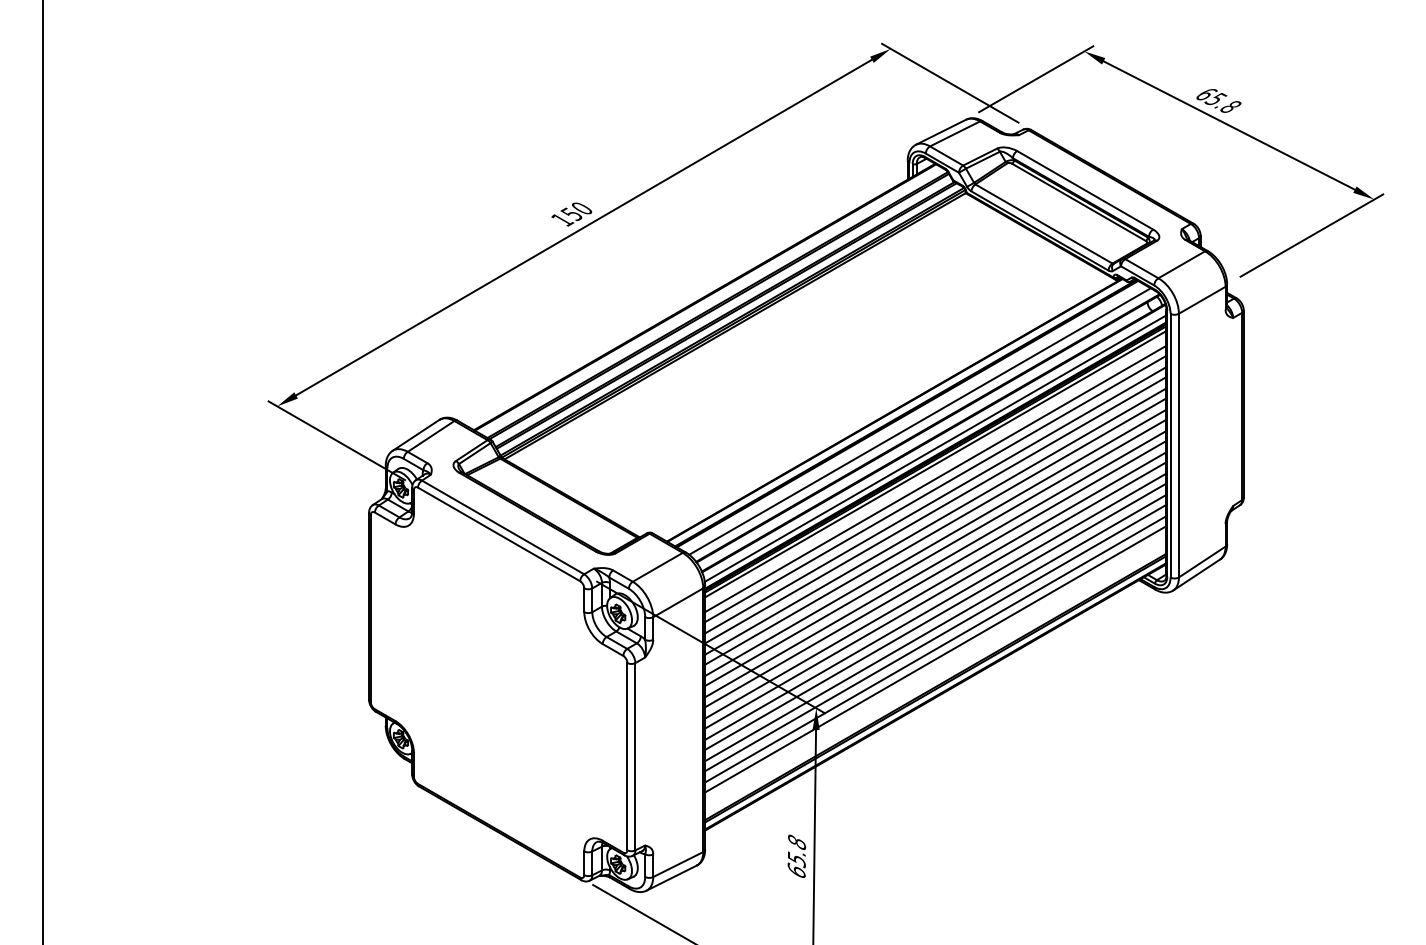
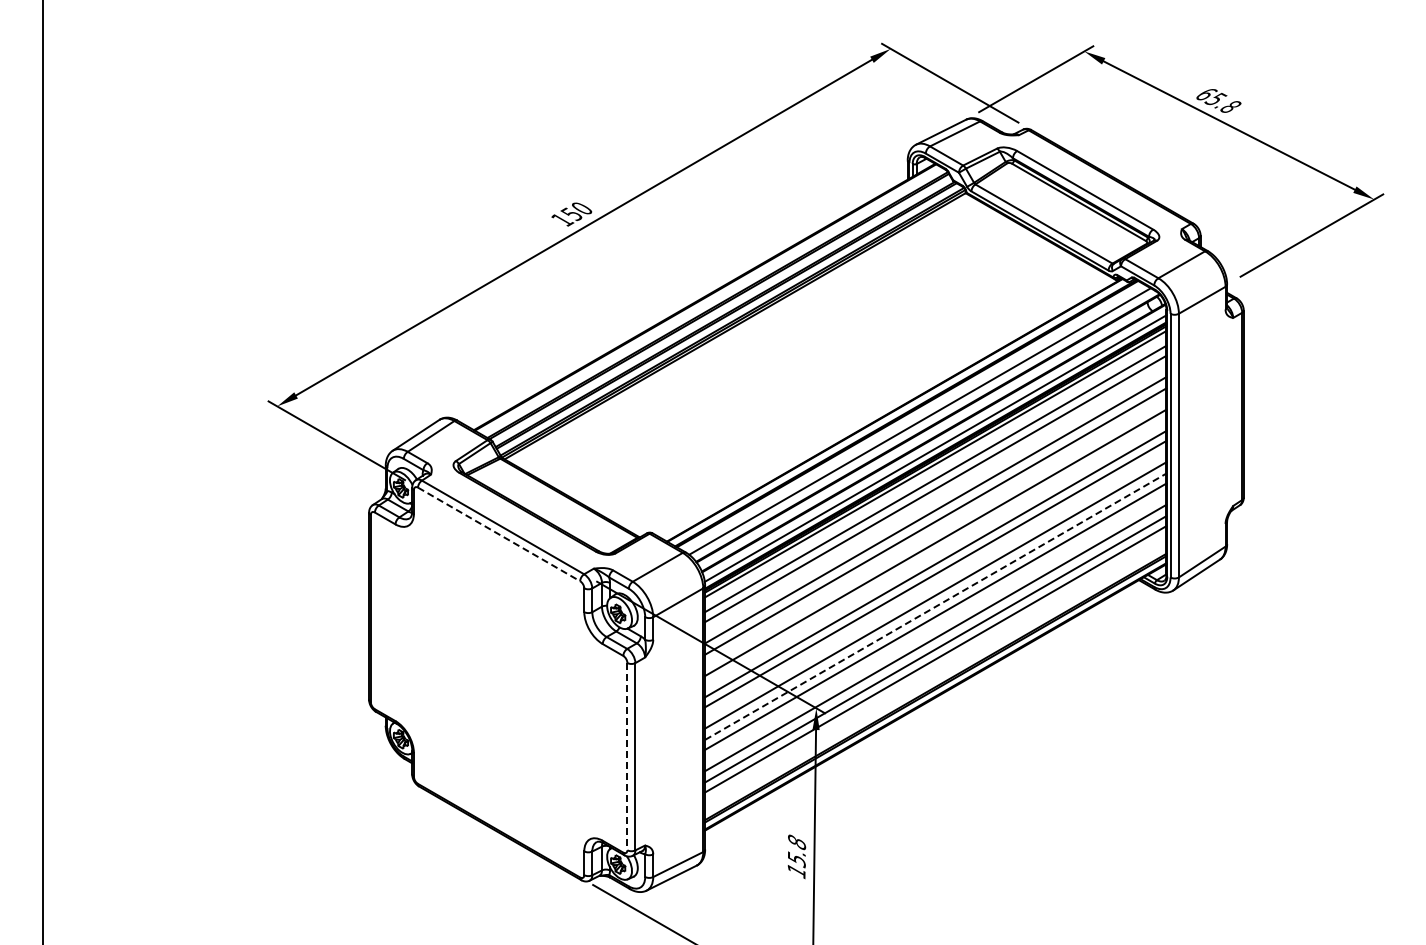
line: present -> none (935, 500)
line: present -> none (935, 531)
line: solid -> dashed (499, 534)
line: present -> none (935, 552)
line: present -> none (935, 585)
line: solid -> dashed (936, 606)
line: present -> none (935, 627)
line: solid -> dashed (627, 756)
text: 65.8 -> 15.8 (796, 870)
